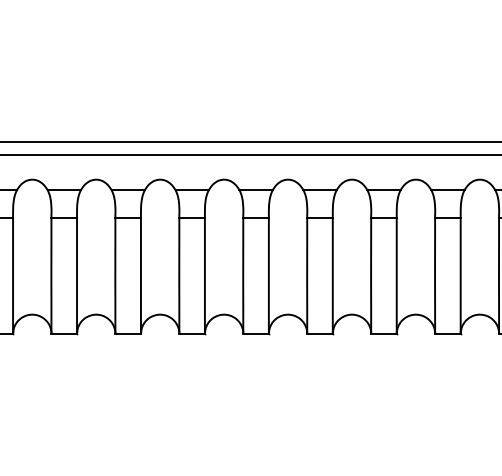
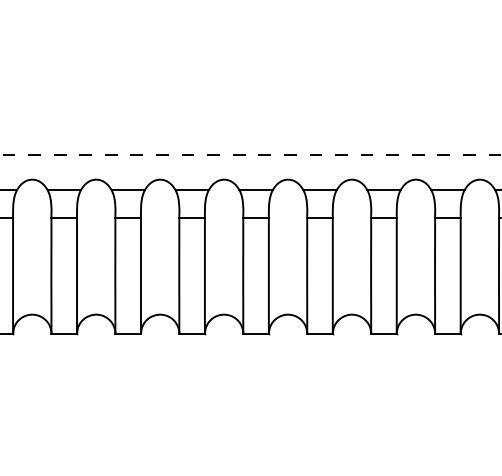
line: present -> none (250, 142)
line: solid -> dashed (250, 154)
